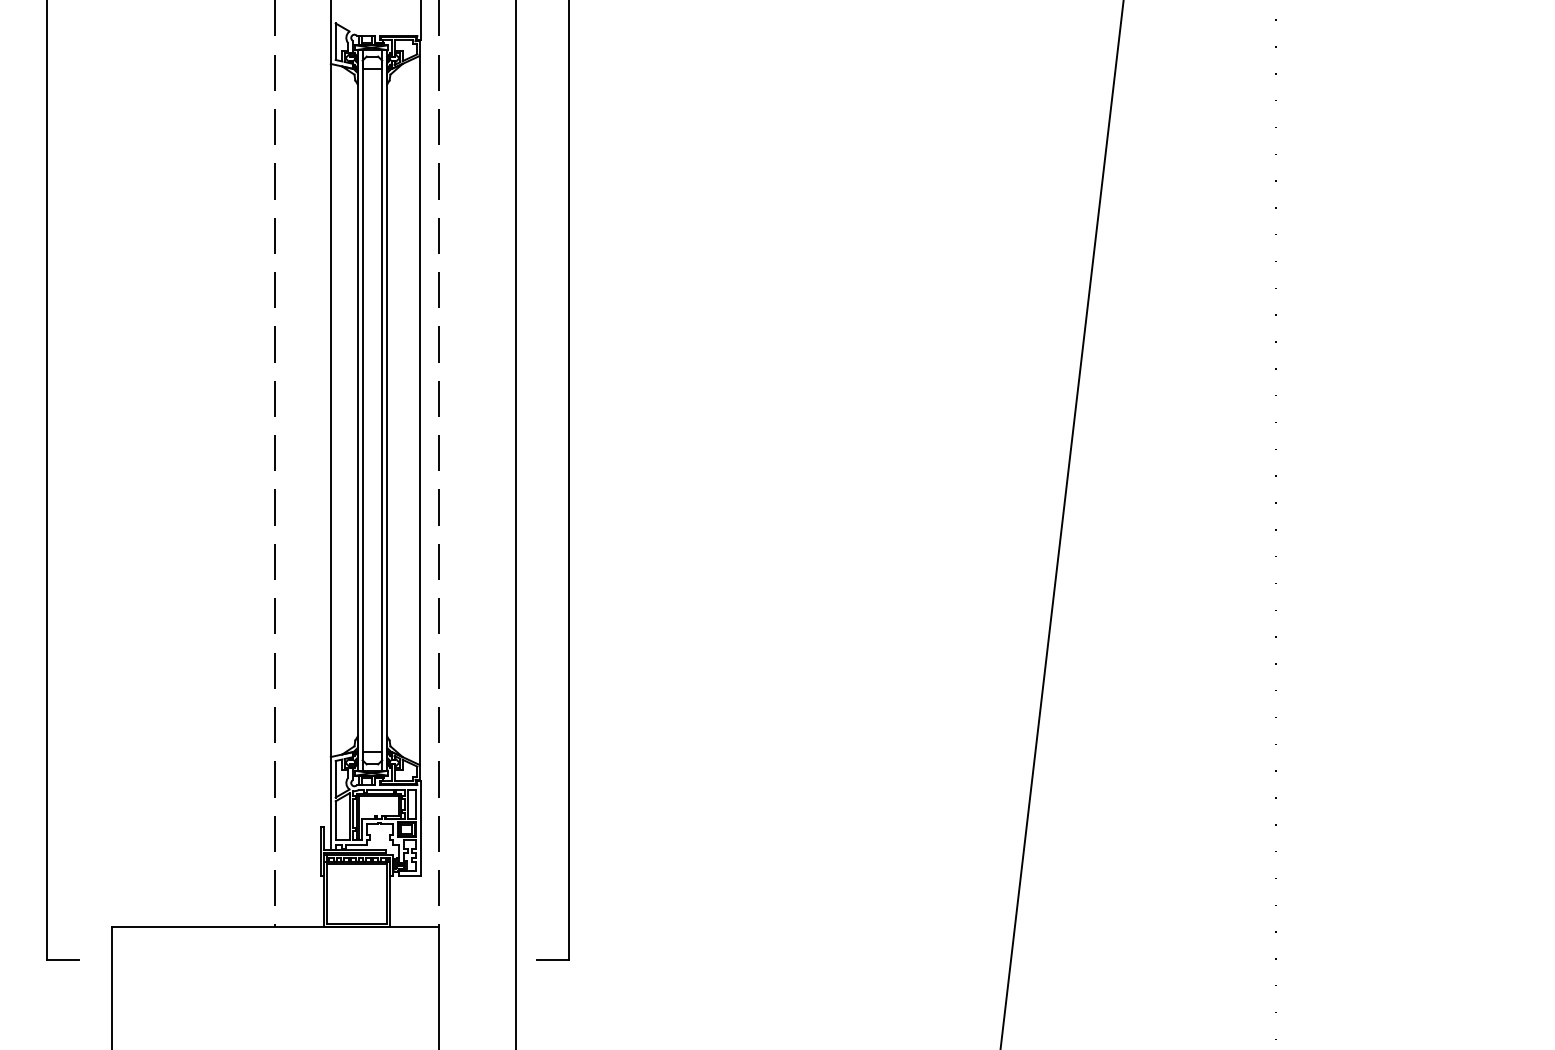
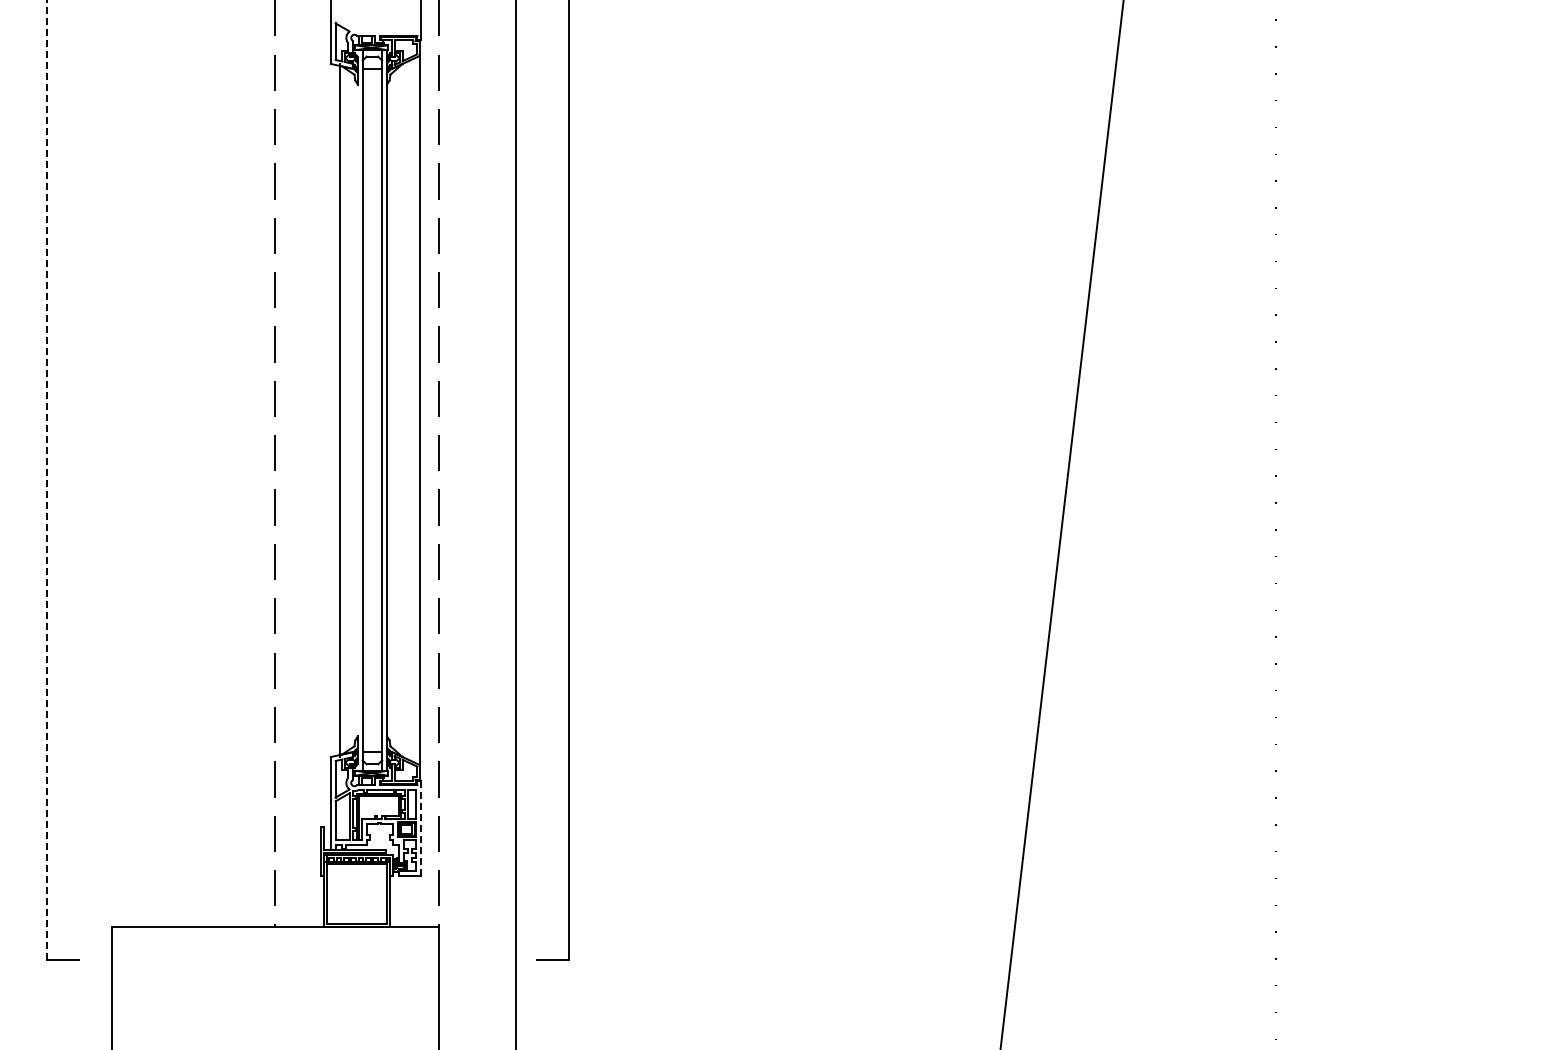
line position: (330, 410) -> (339, 410) (339, 410)
line: present -> none (357, 410)
line: solid -> dashed (46, 479)
line: solid -> dashed (420, 828)
